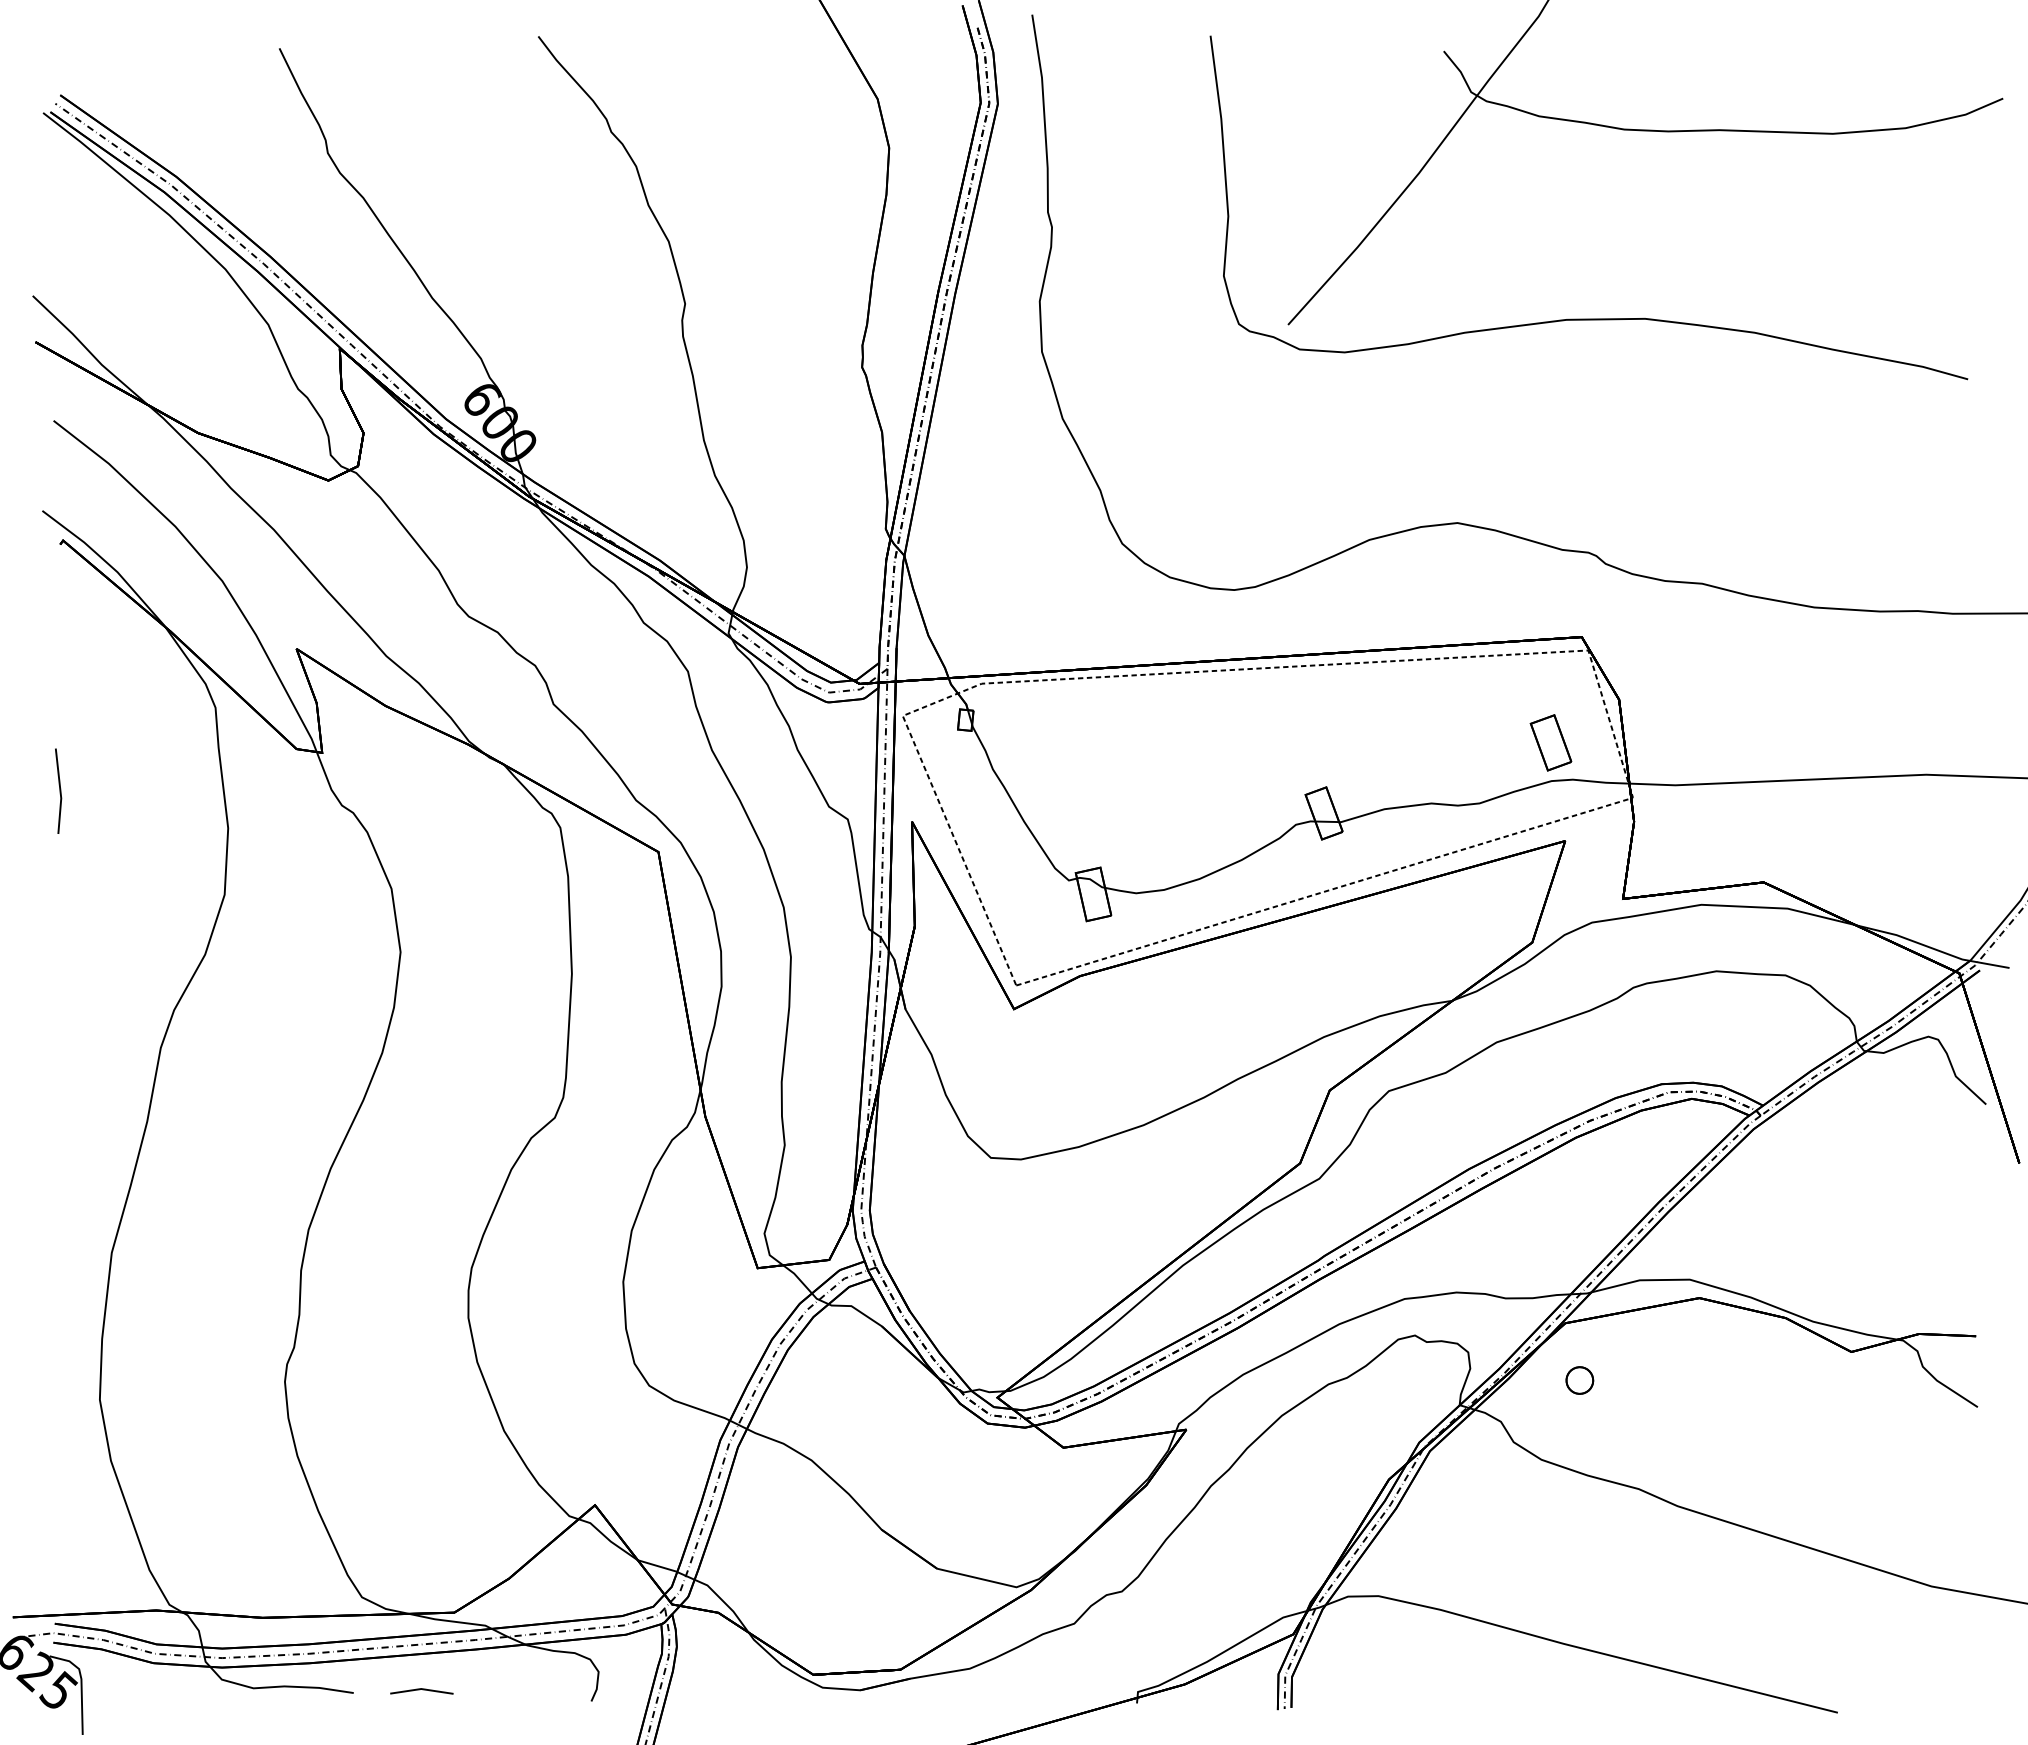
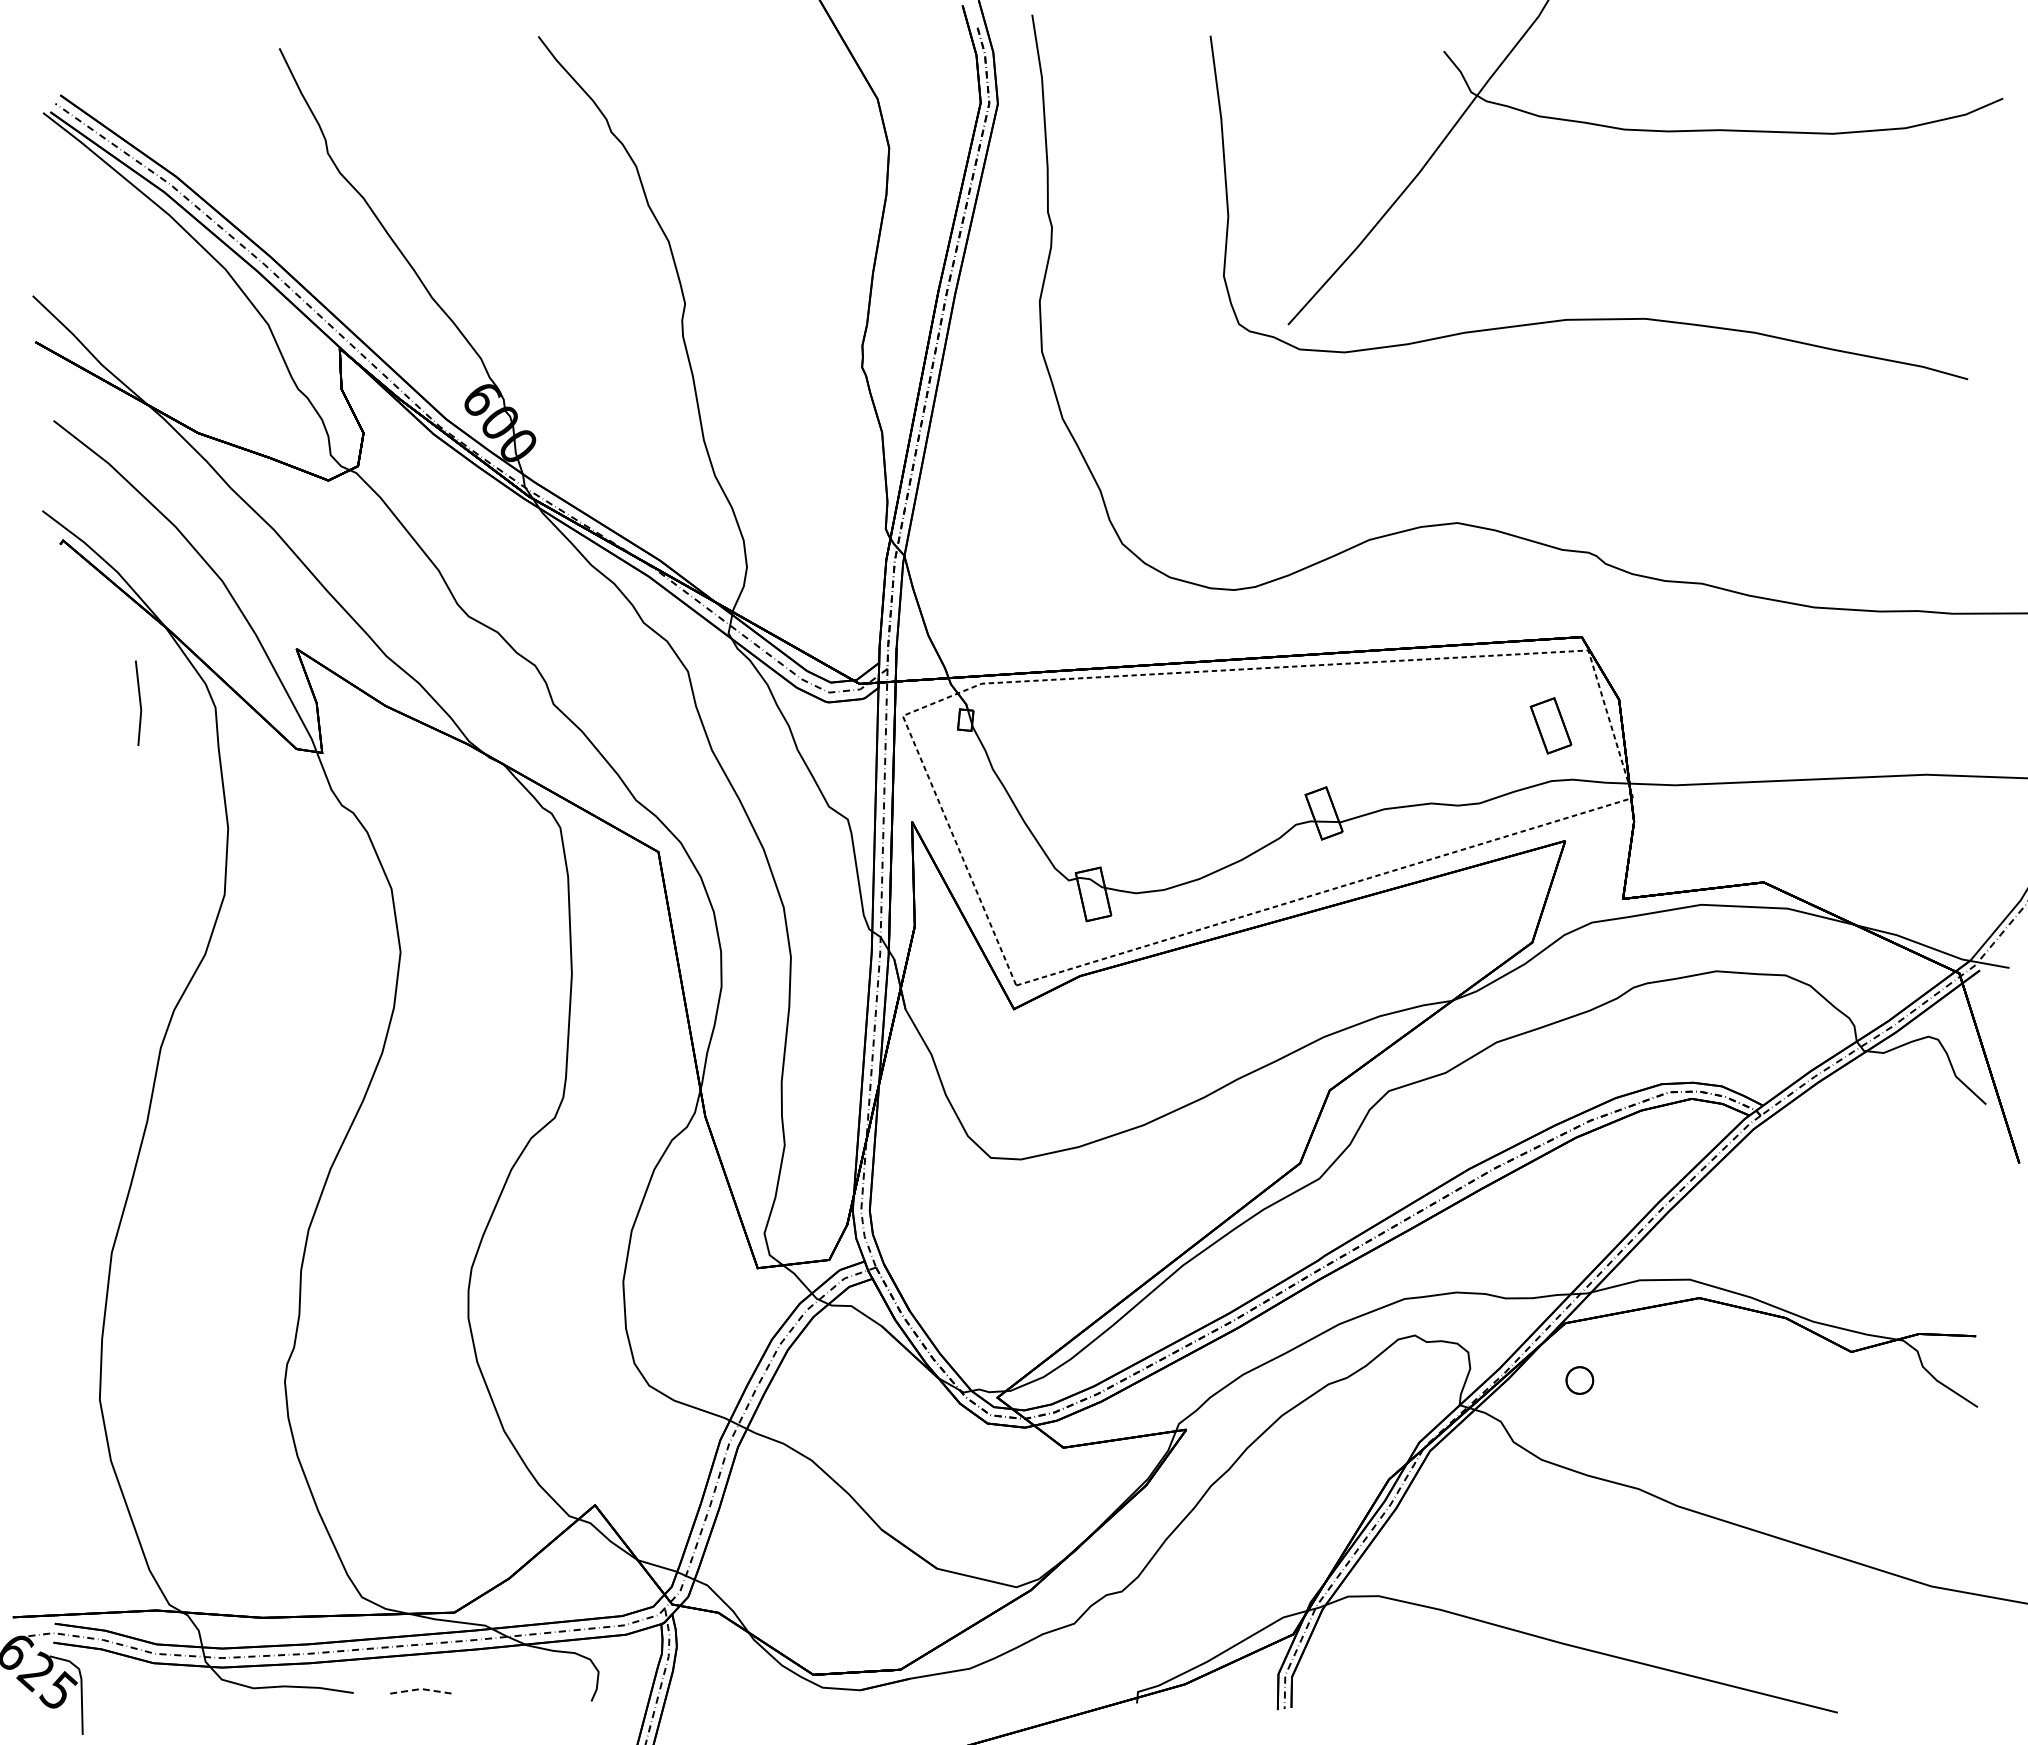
part position: (1550, 742) -> (1550, 725) (1550, 725)
line position: (59, 790) -> (139, 702) (139, 702)
line: solid -> dashed (421, 1689)
